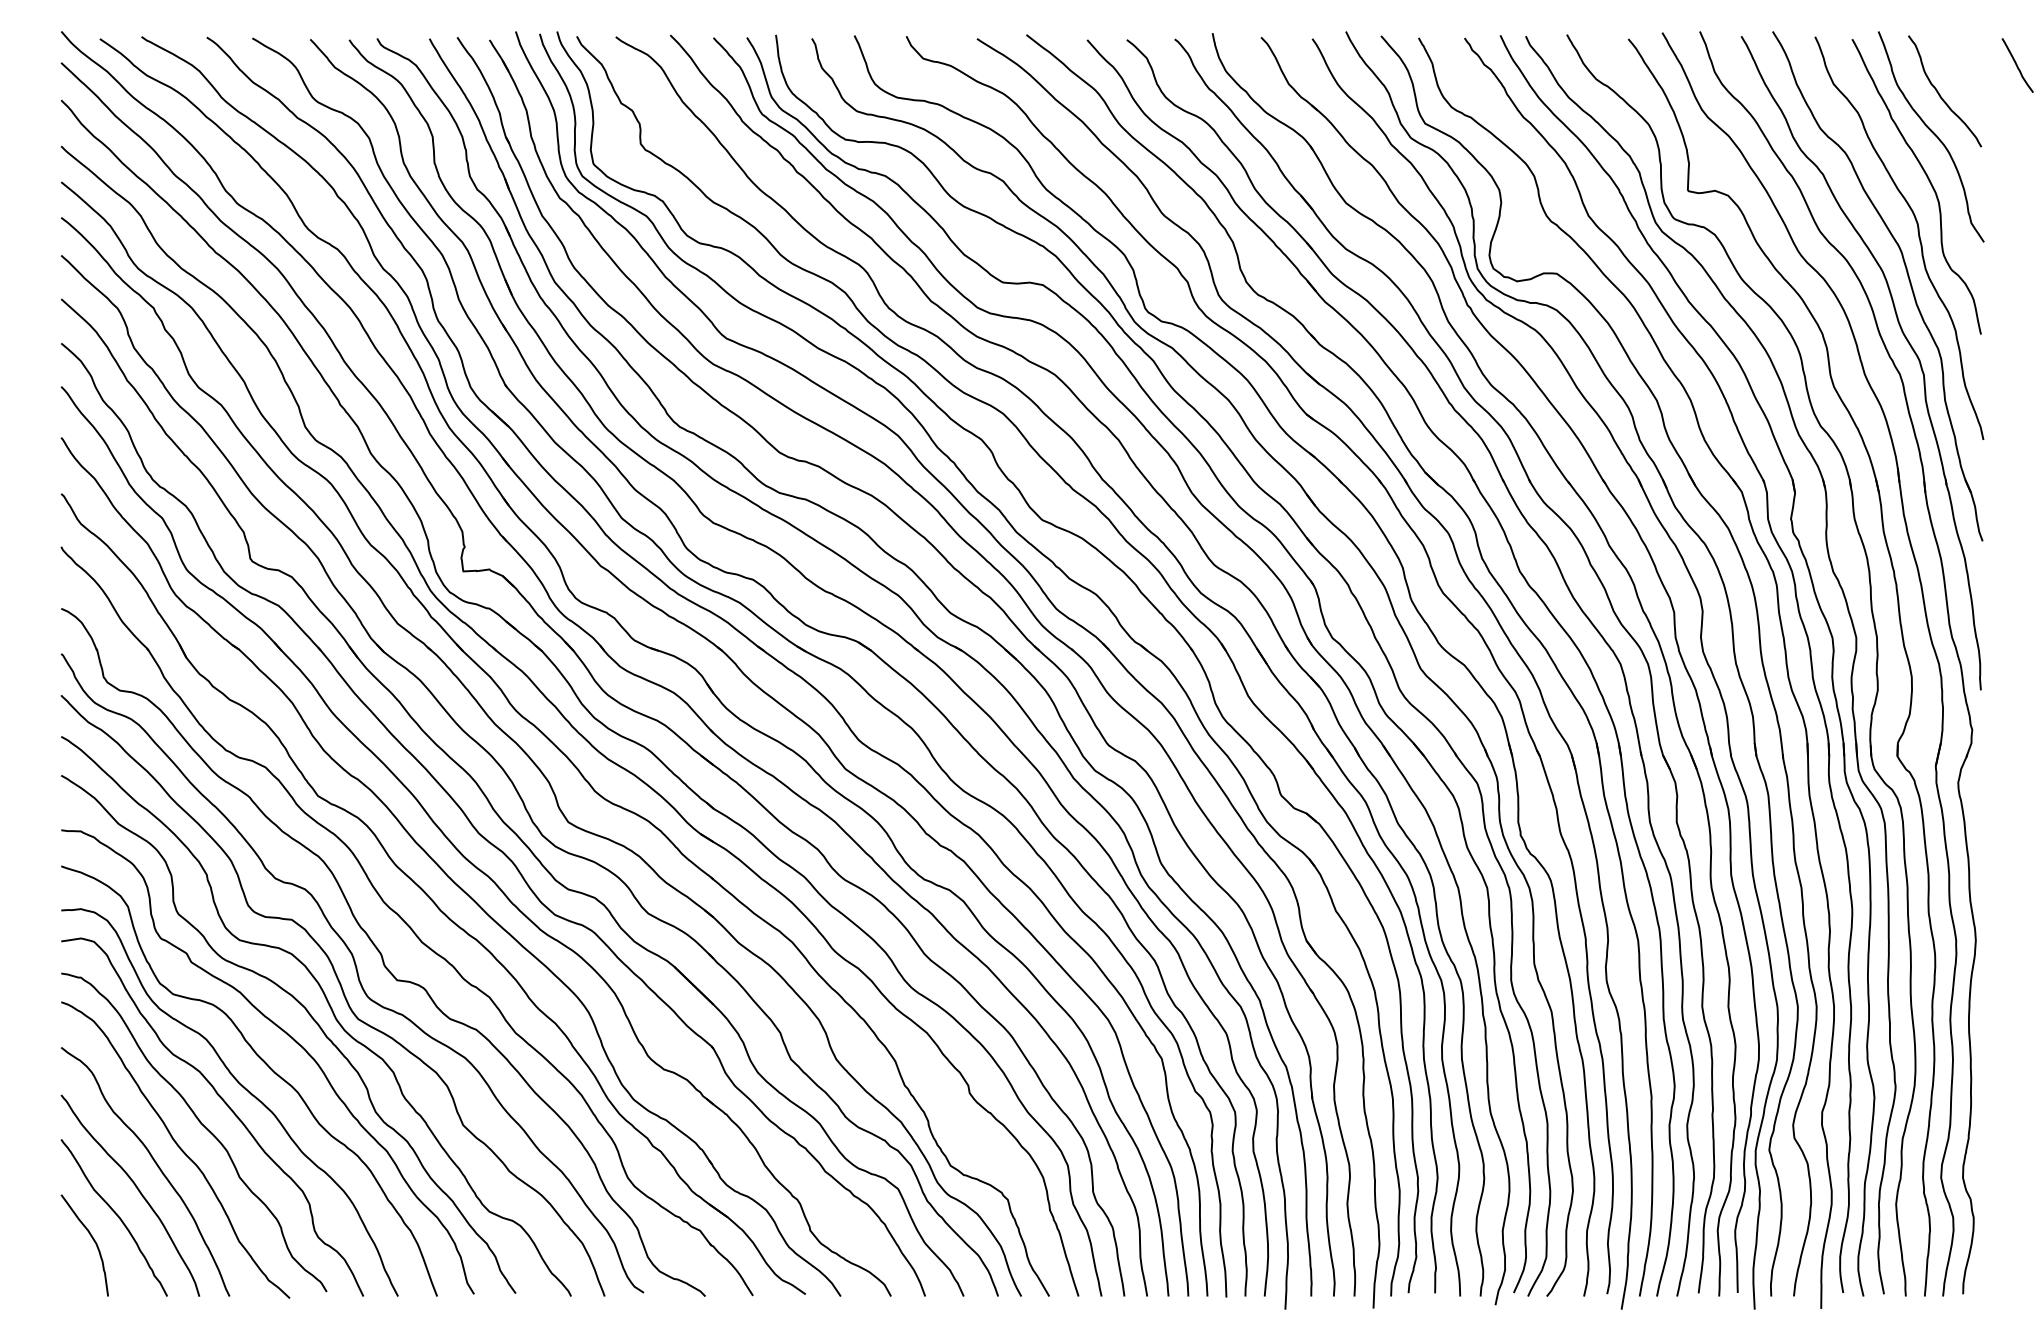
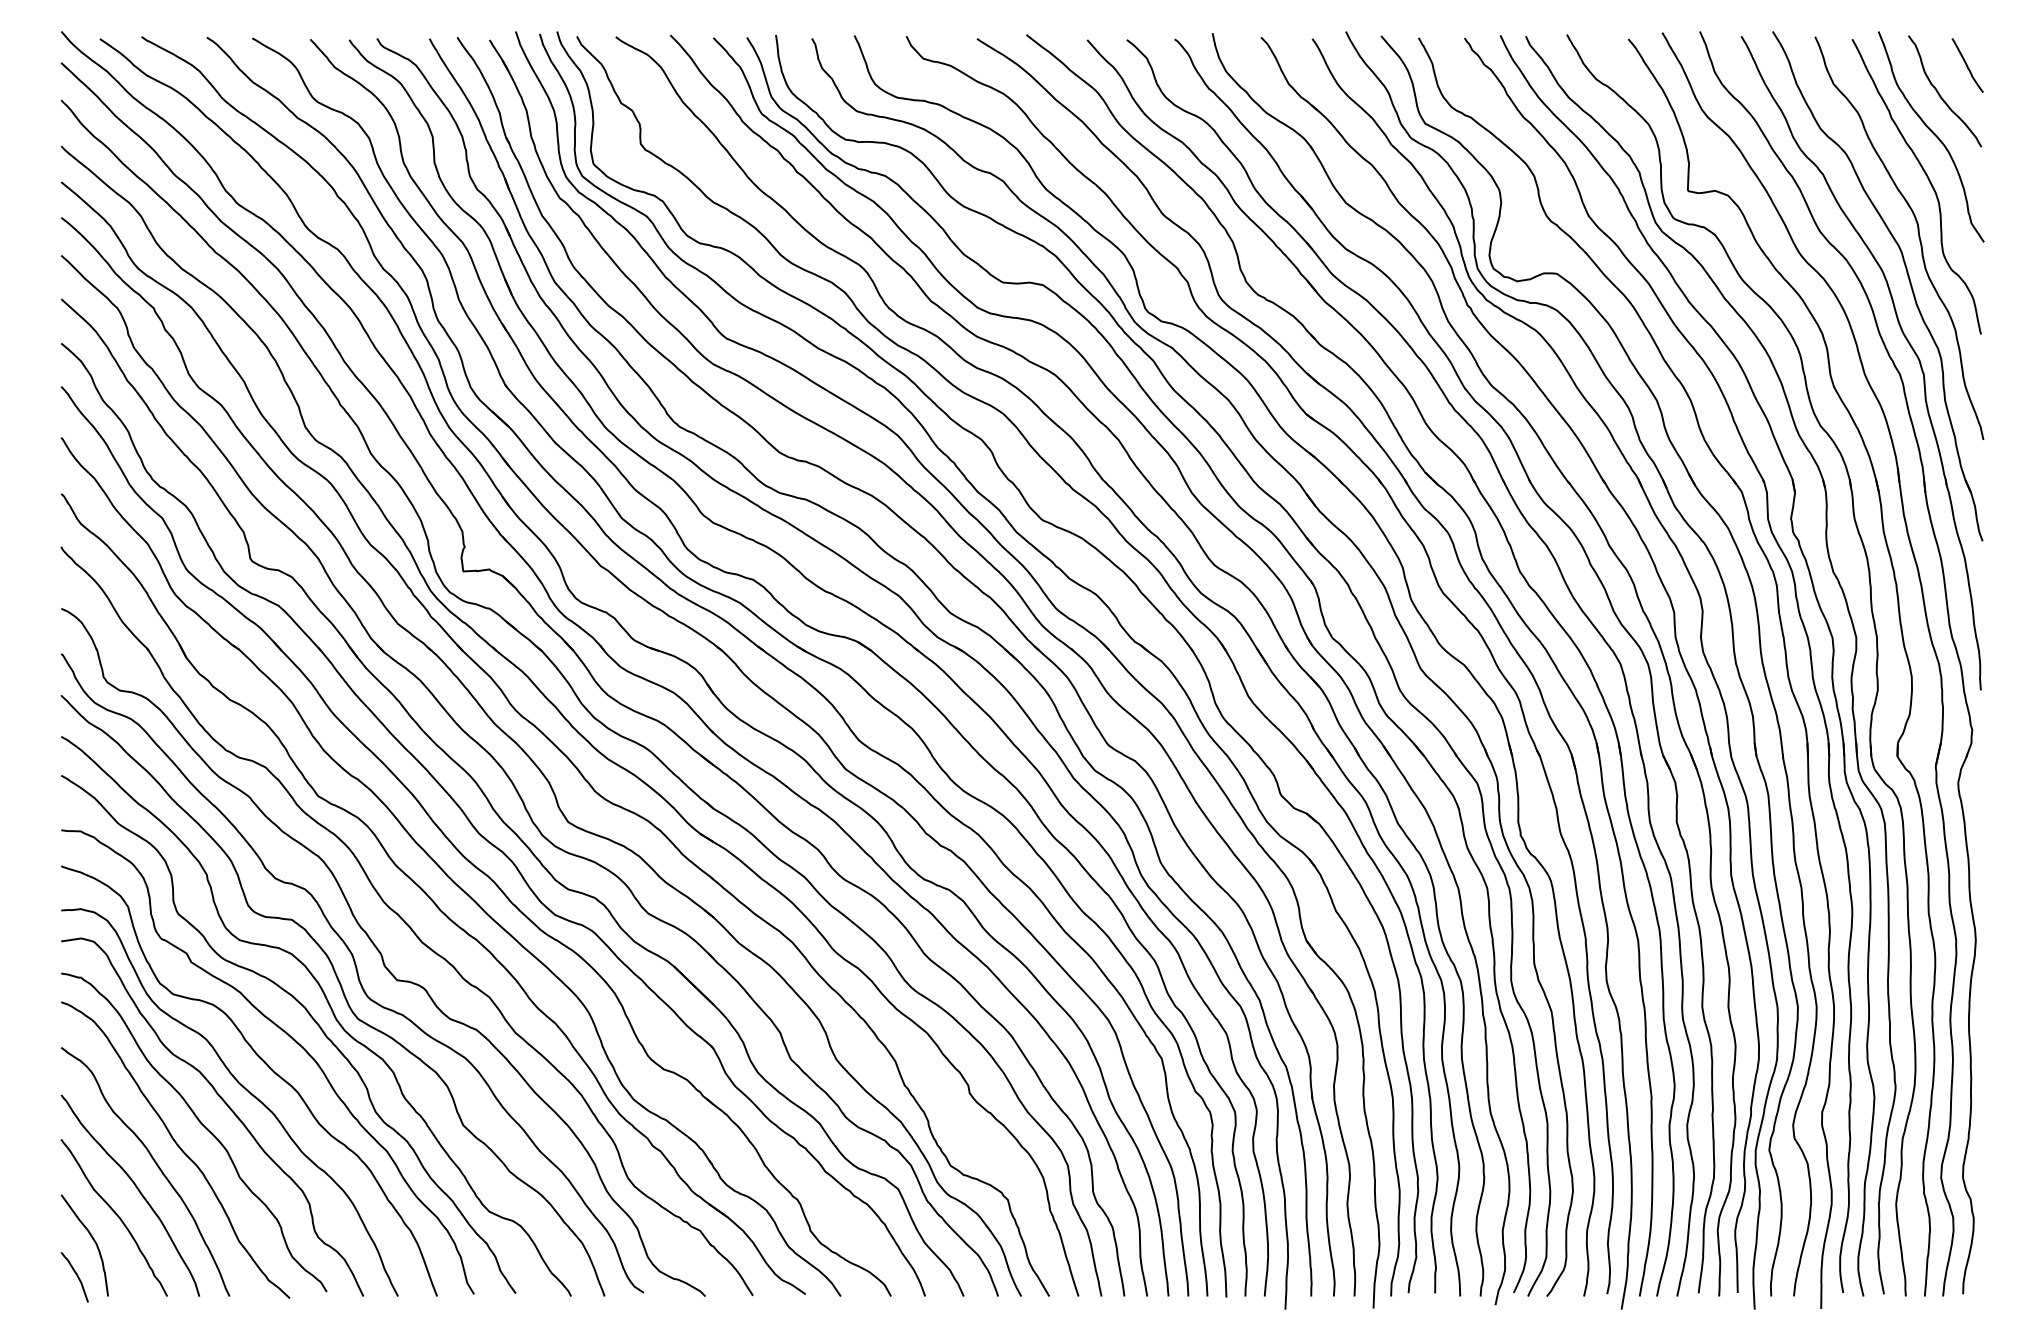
curve position: (2017, 65) -> (1967, 65) (1967, 65)
curve: none -> present (76, 1276)
